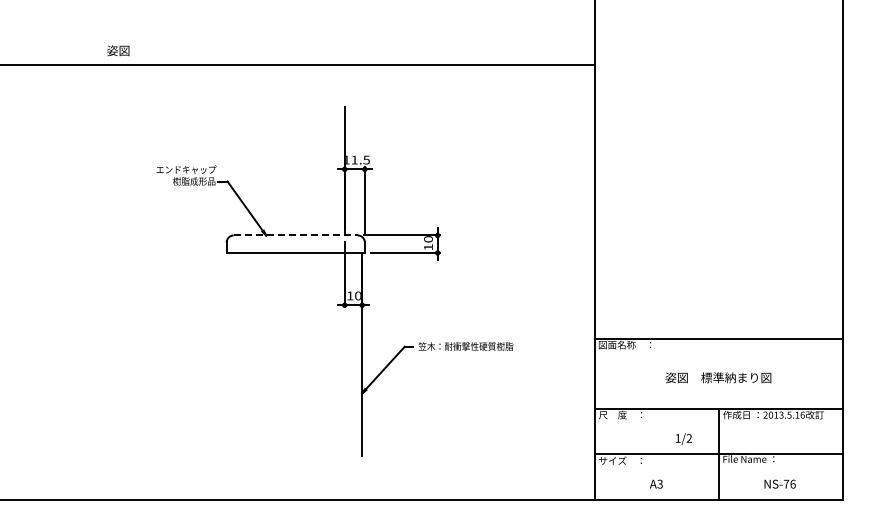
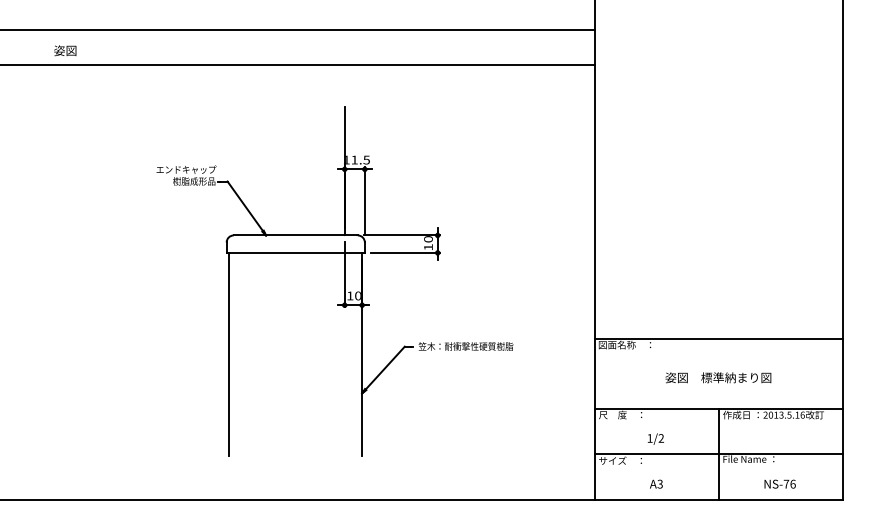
line: none -> present (298, 30)
text position: (118, 50) -> (65, 50) (65, 50)
line: dashed -> solid (296, 235)
line: none -> present (229, 353)
text position: (683, 438) -> (655, 438) (655, 438)
